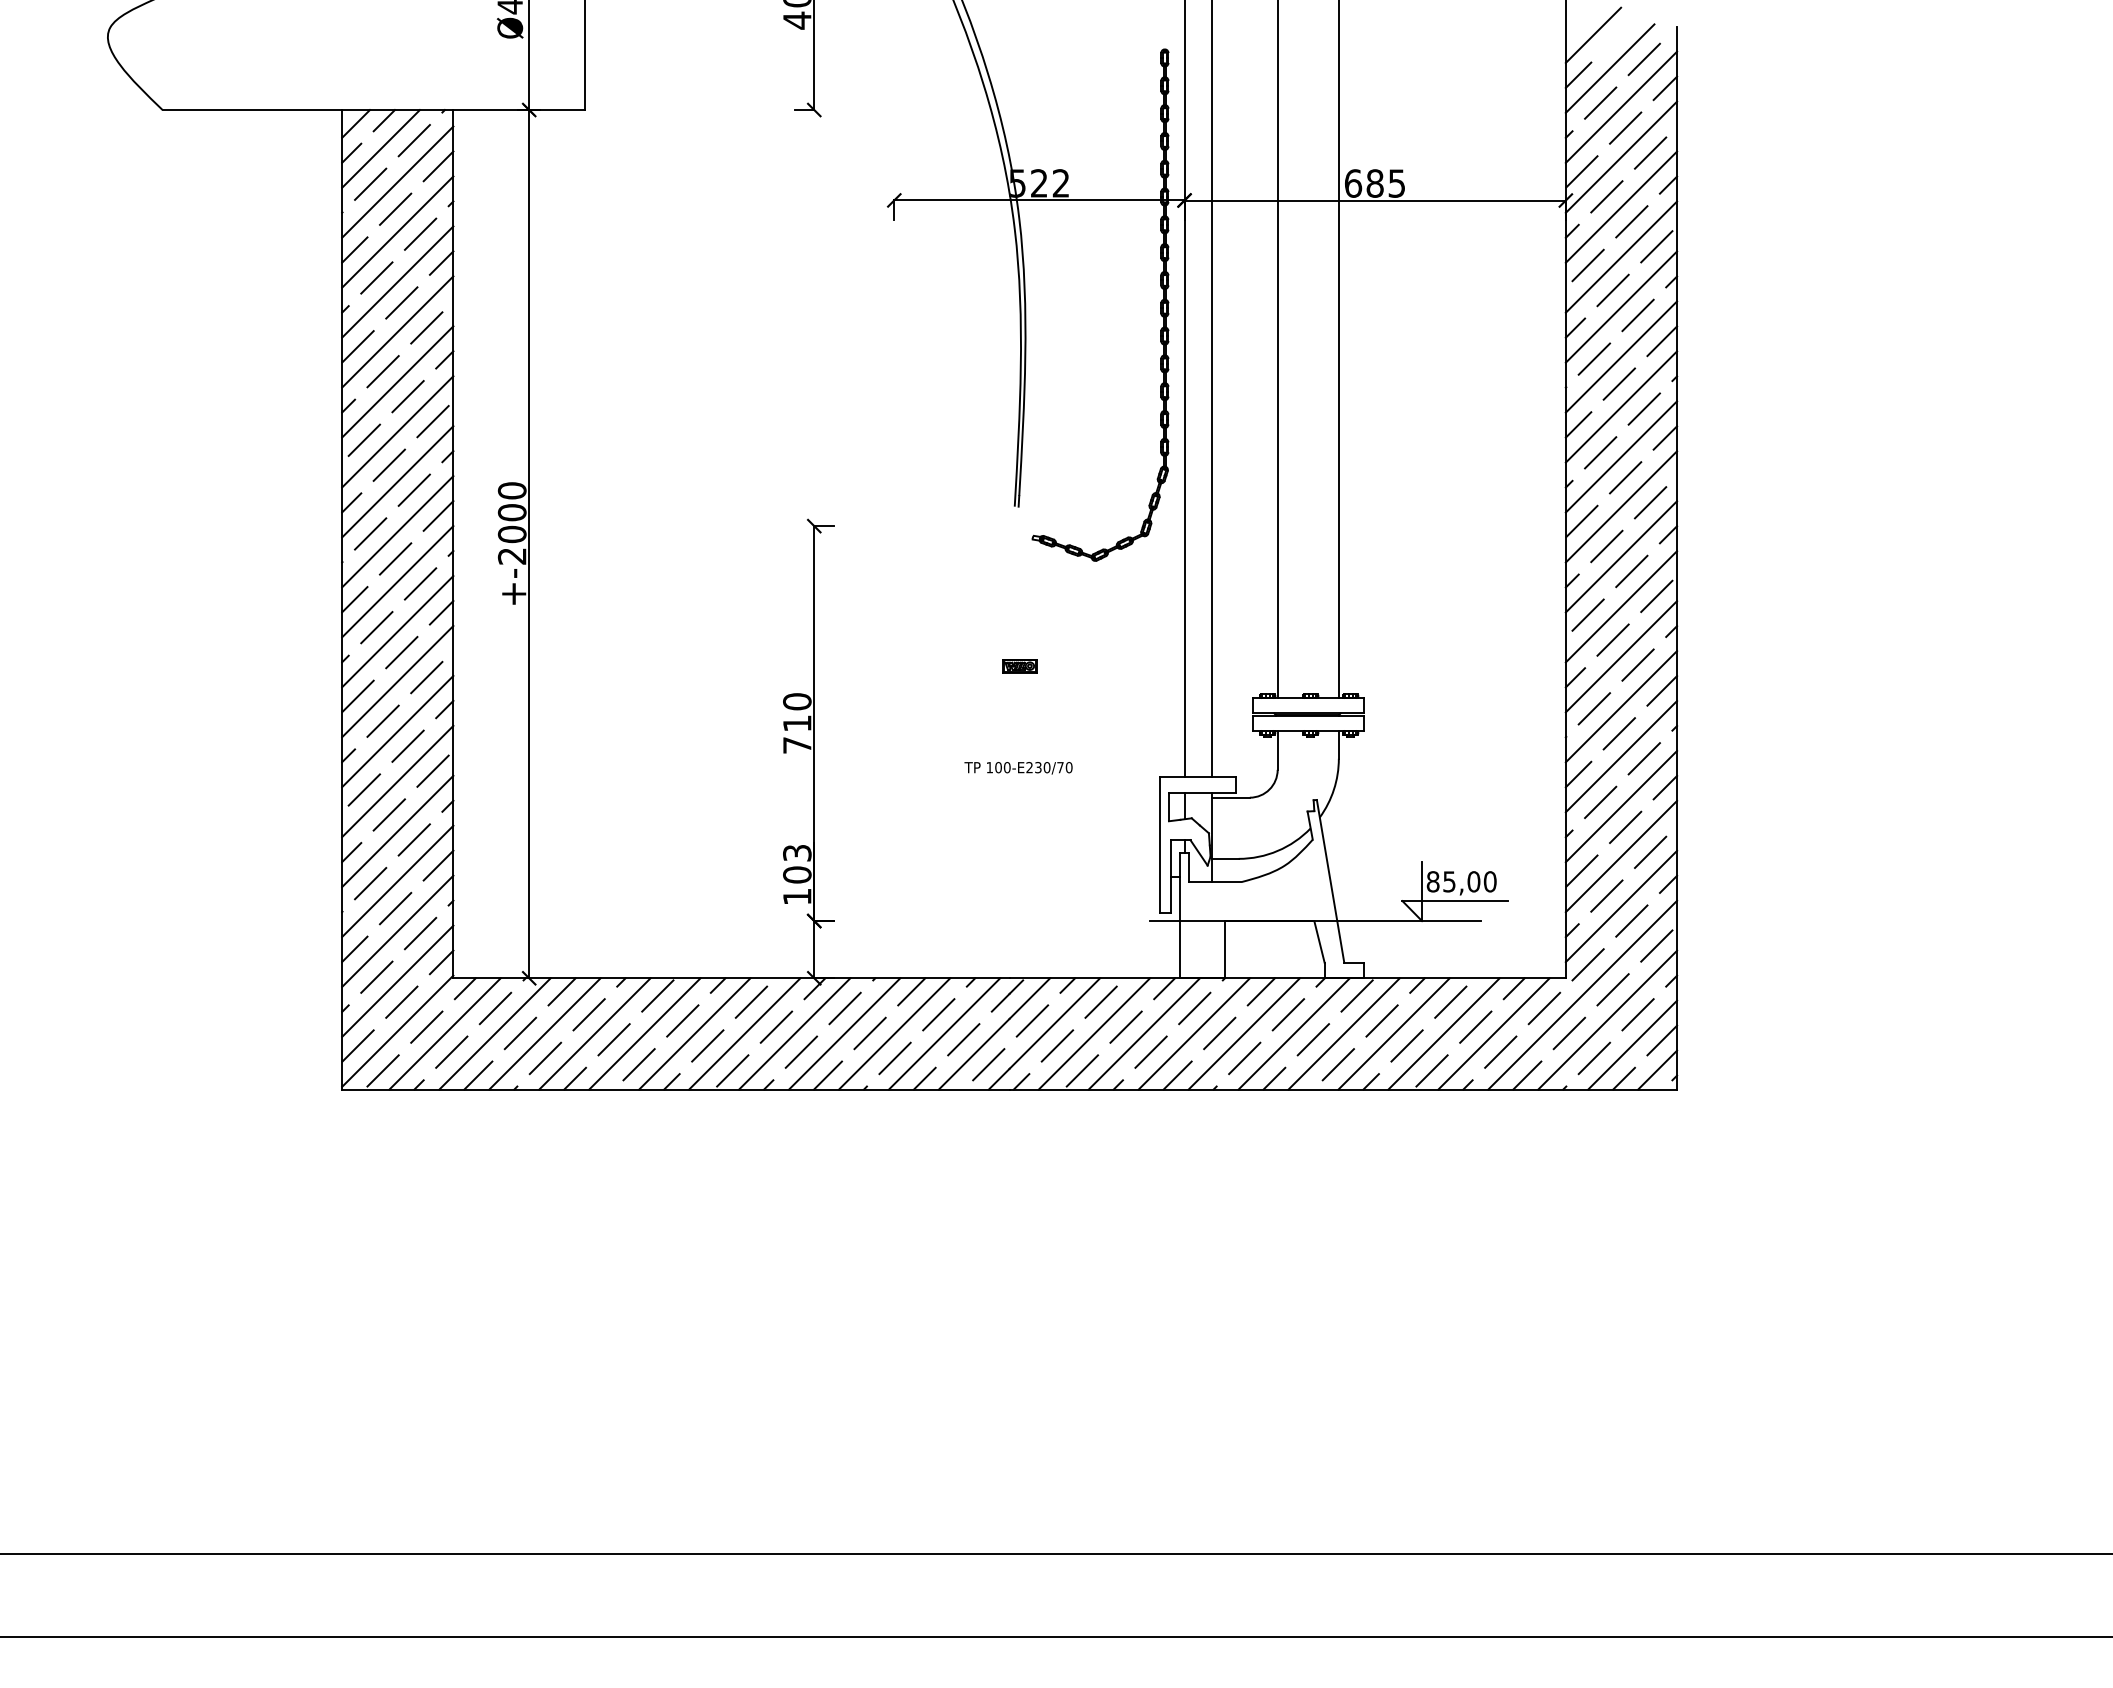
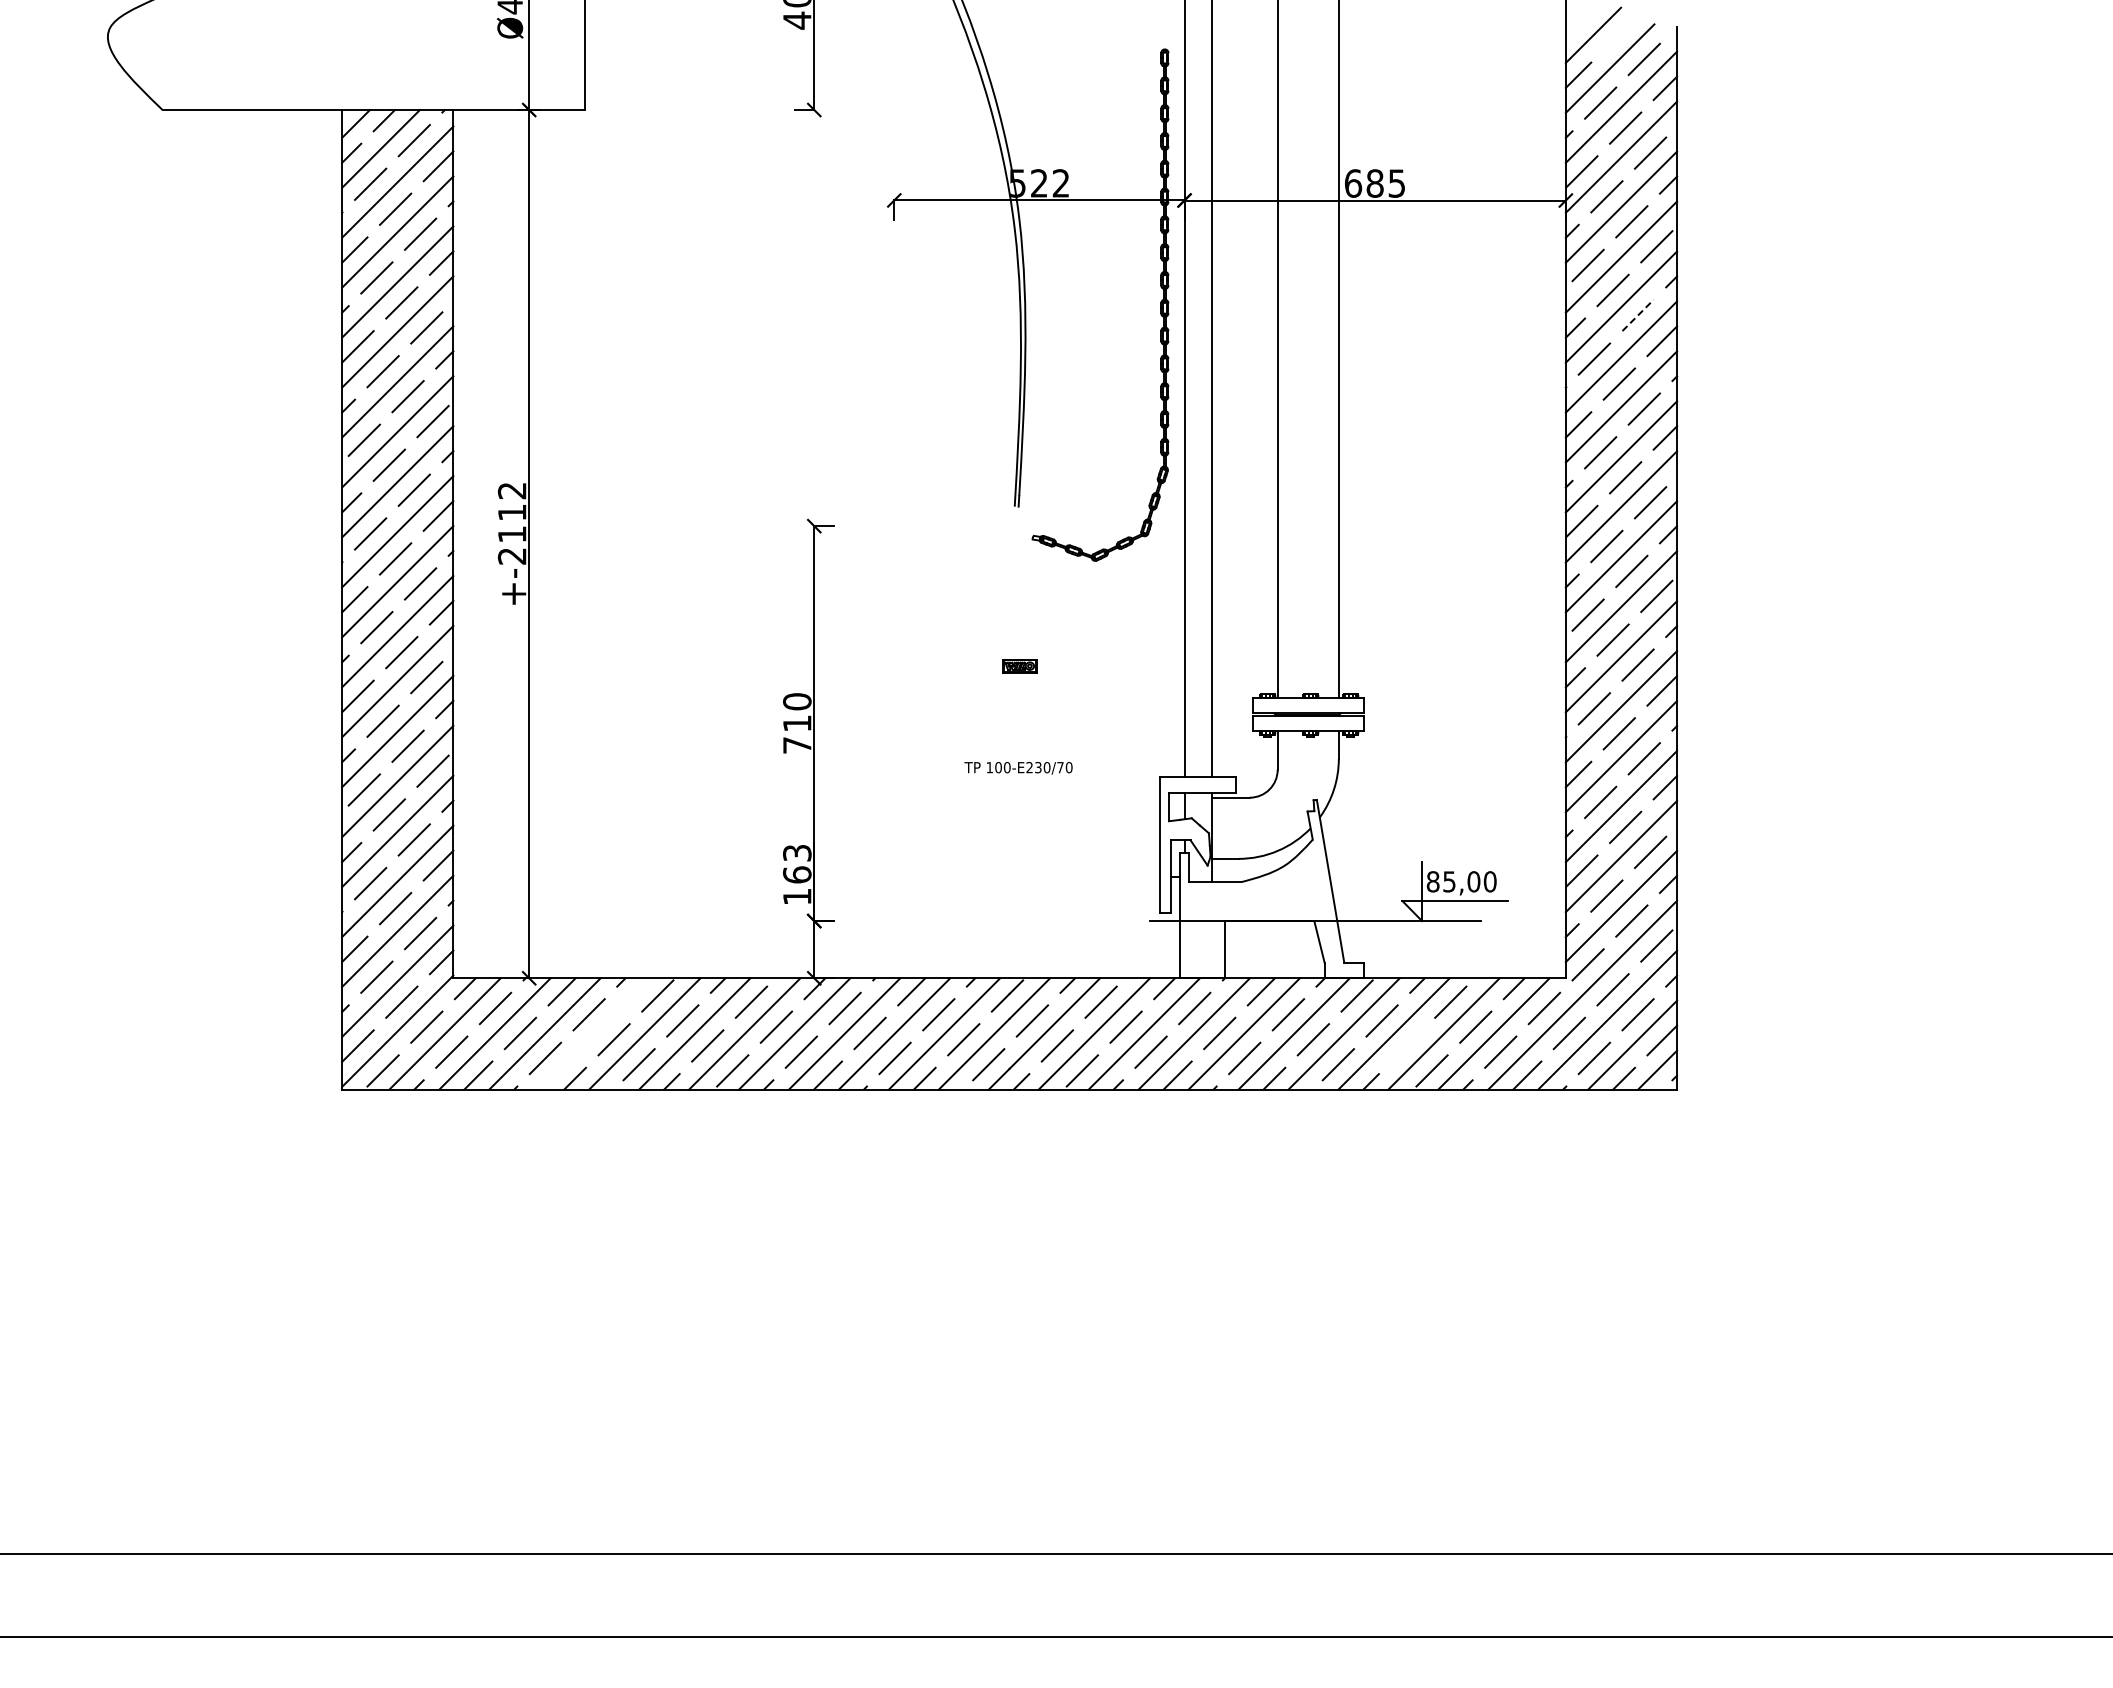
line: solid -> dashed (1638, 315)
text: +-2000 -> +-2112 (511, 512)
text: 103 -> 163 (797, 874)
line: present -> none (594, 1033)
line: present -> none (1406, 1045)
